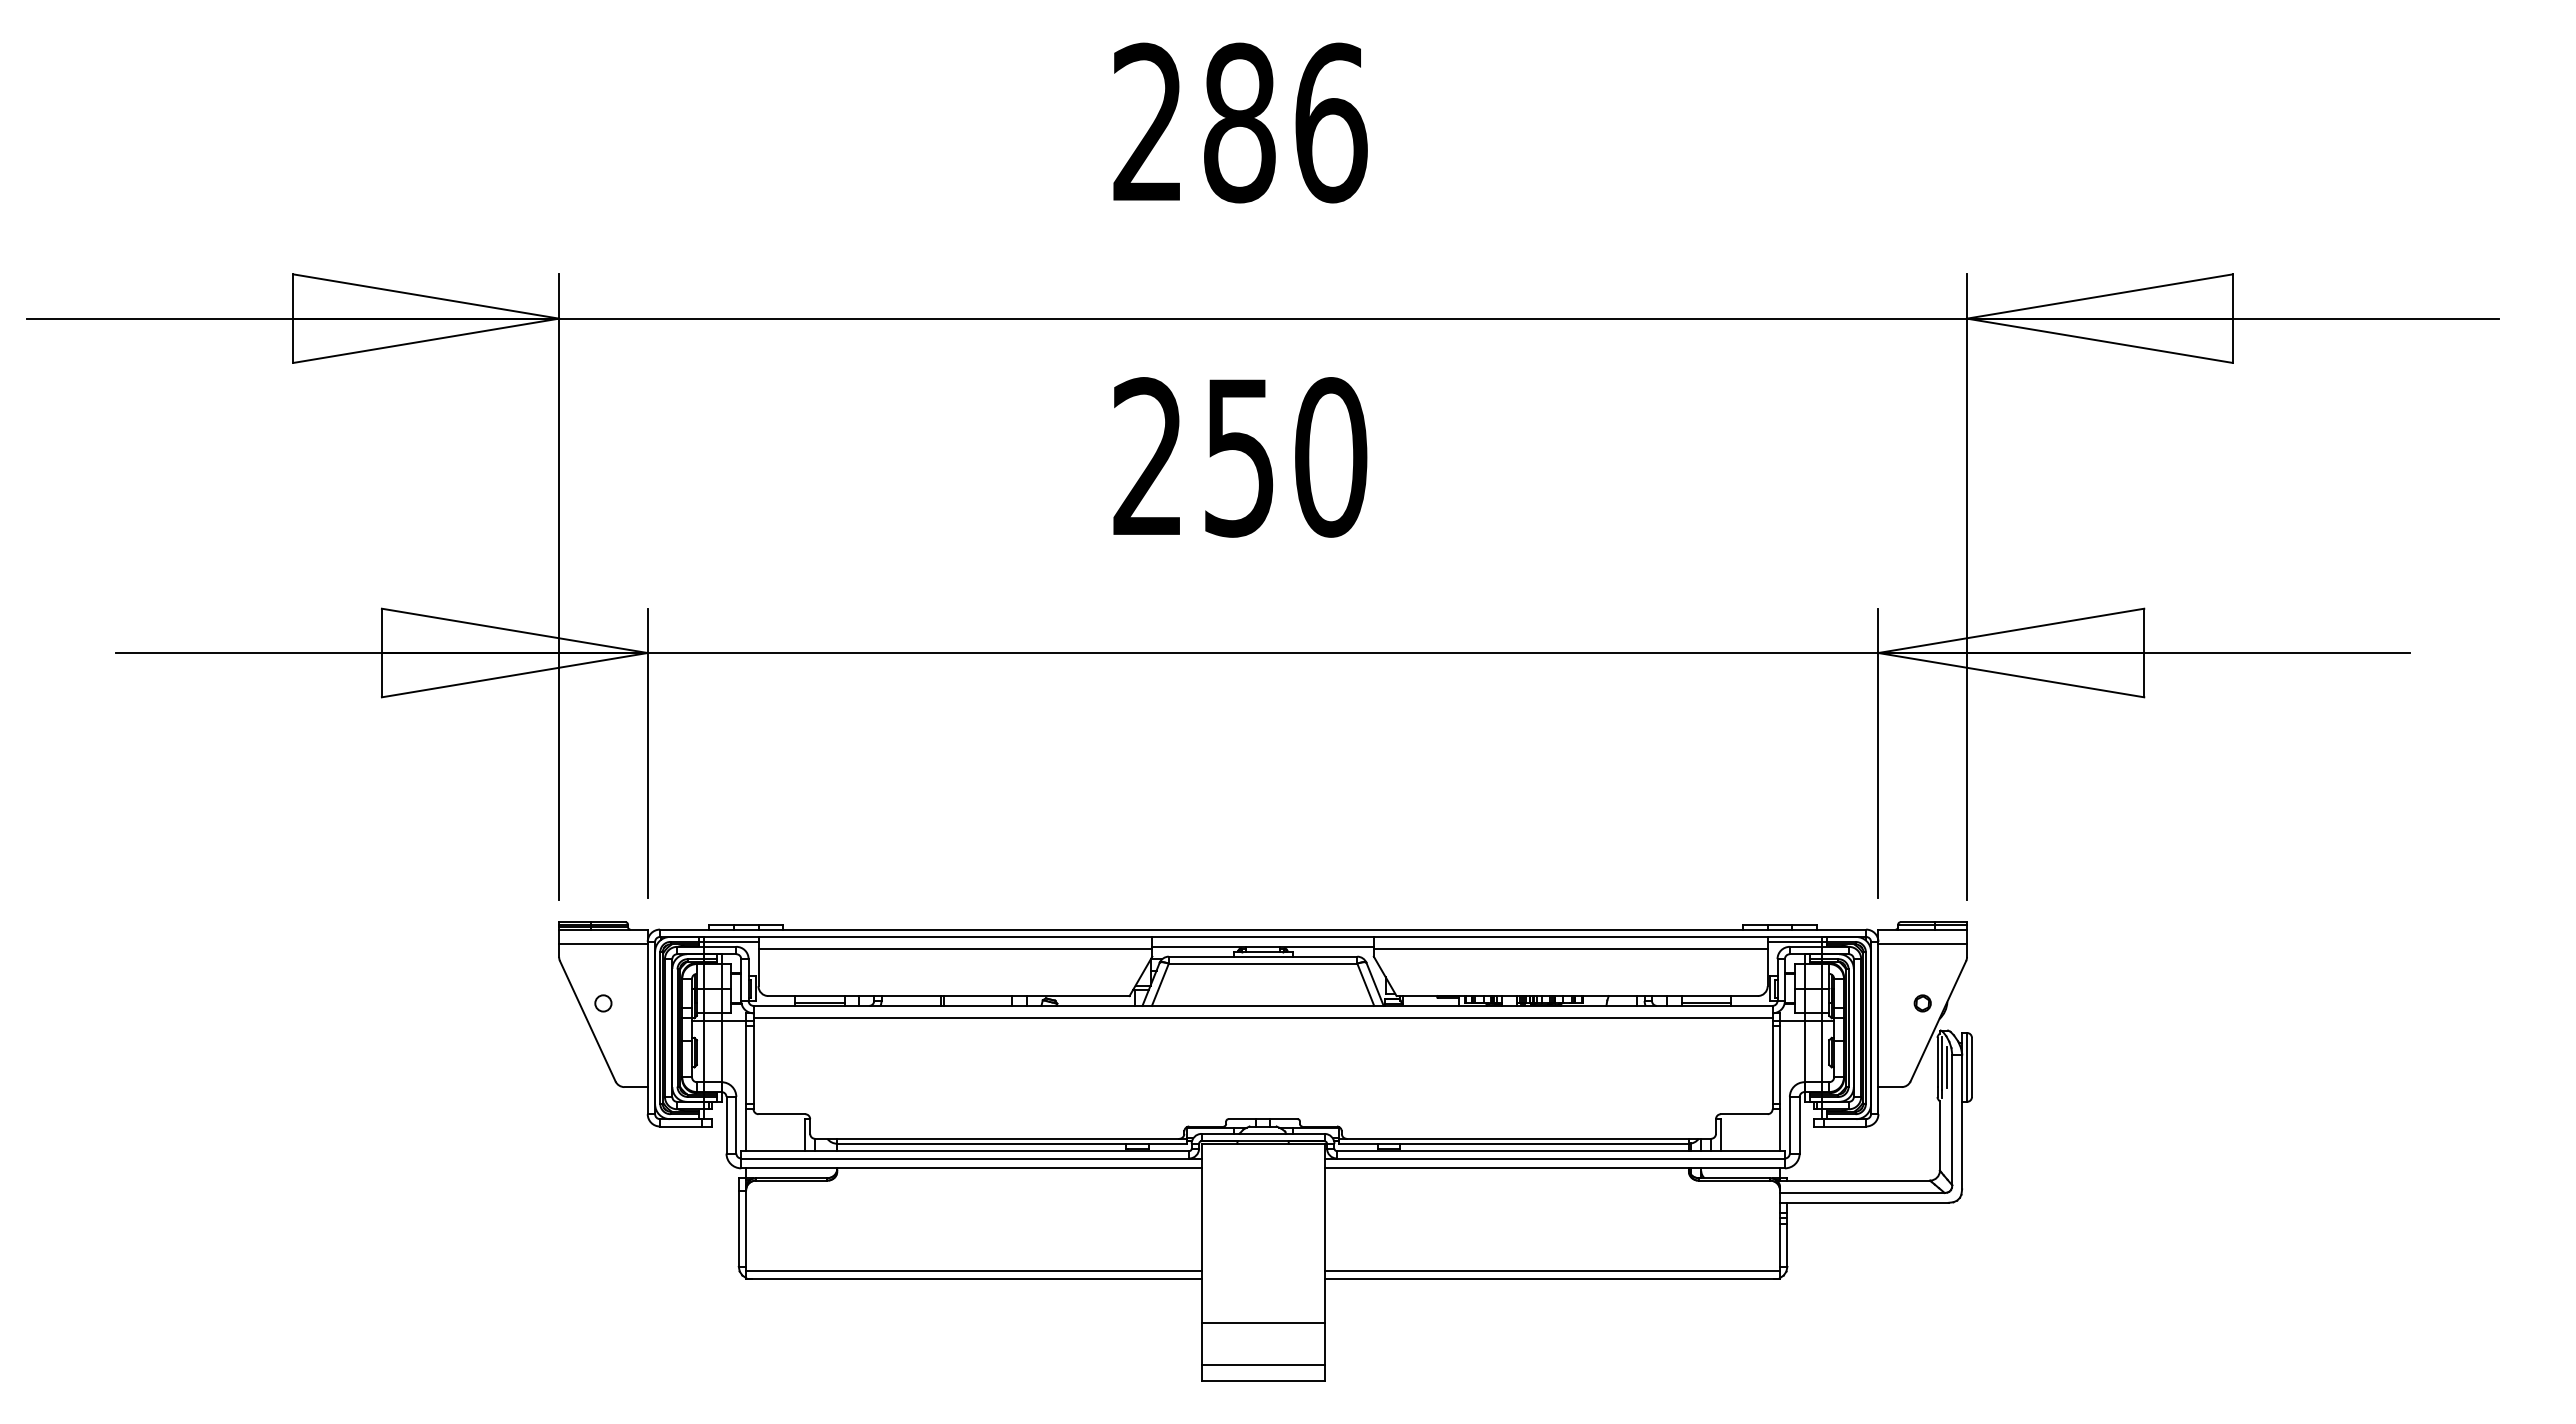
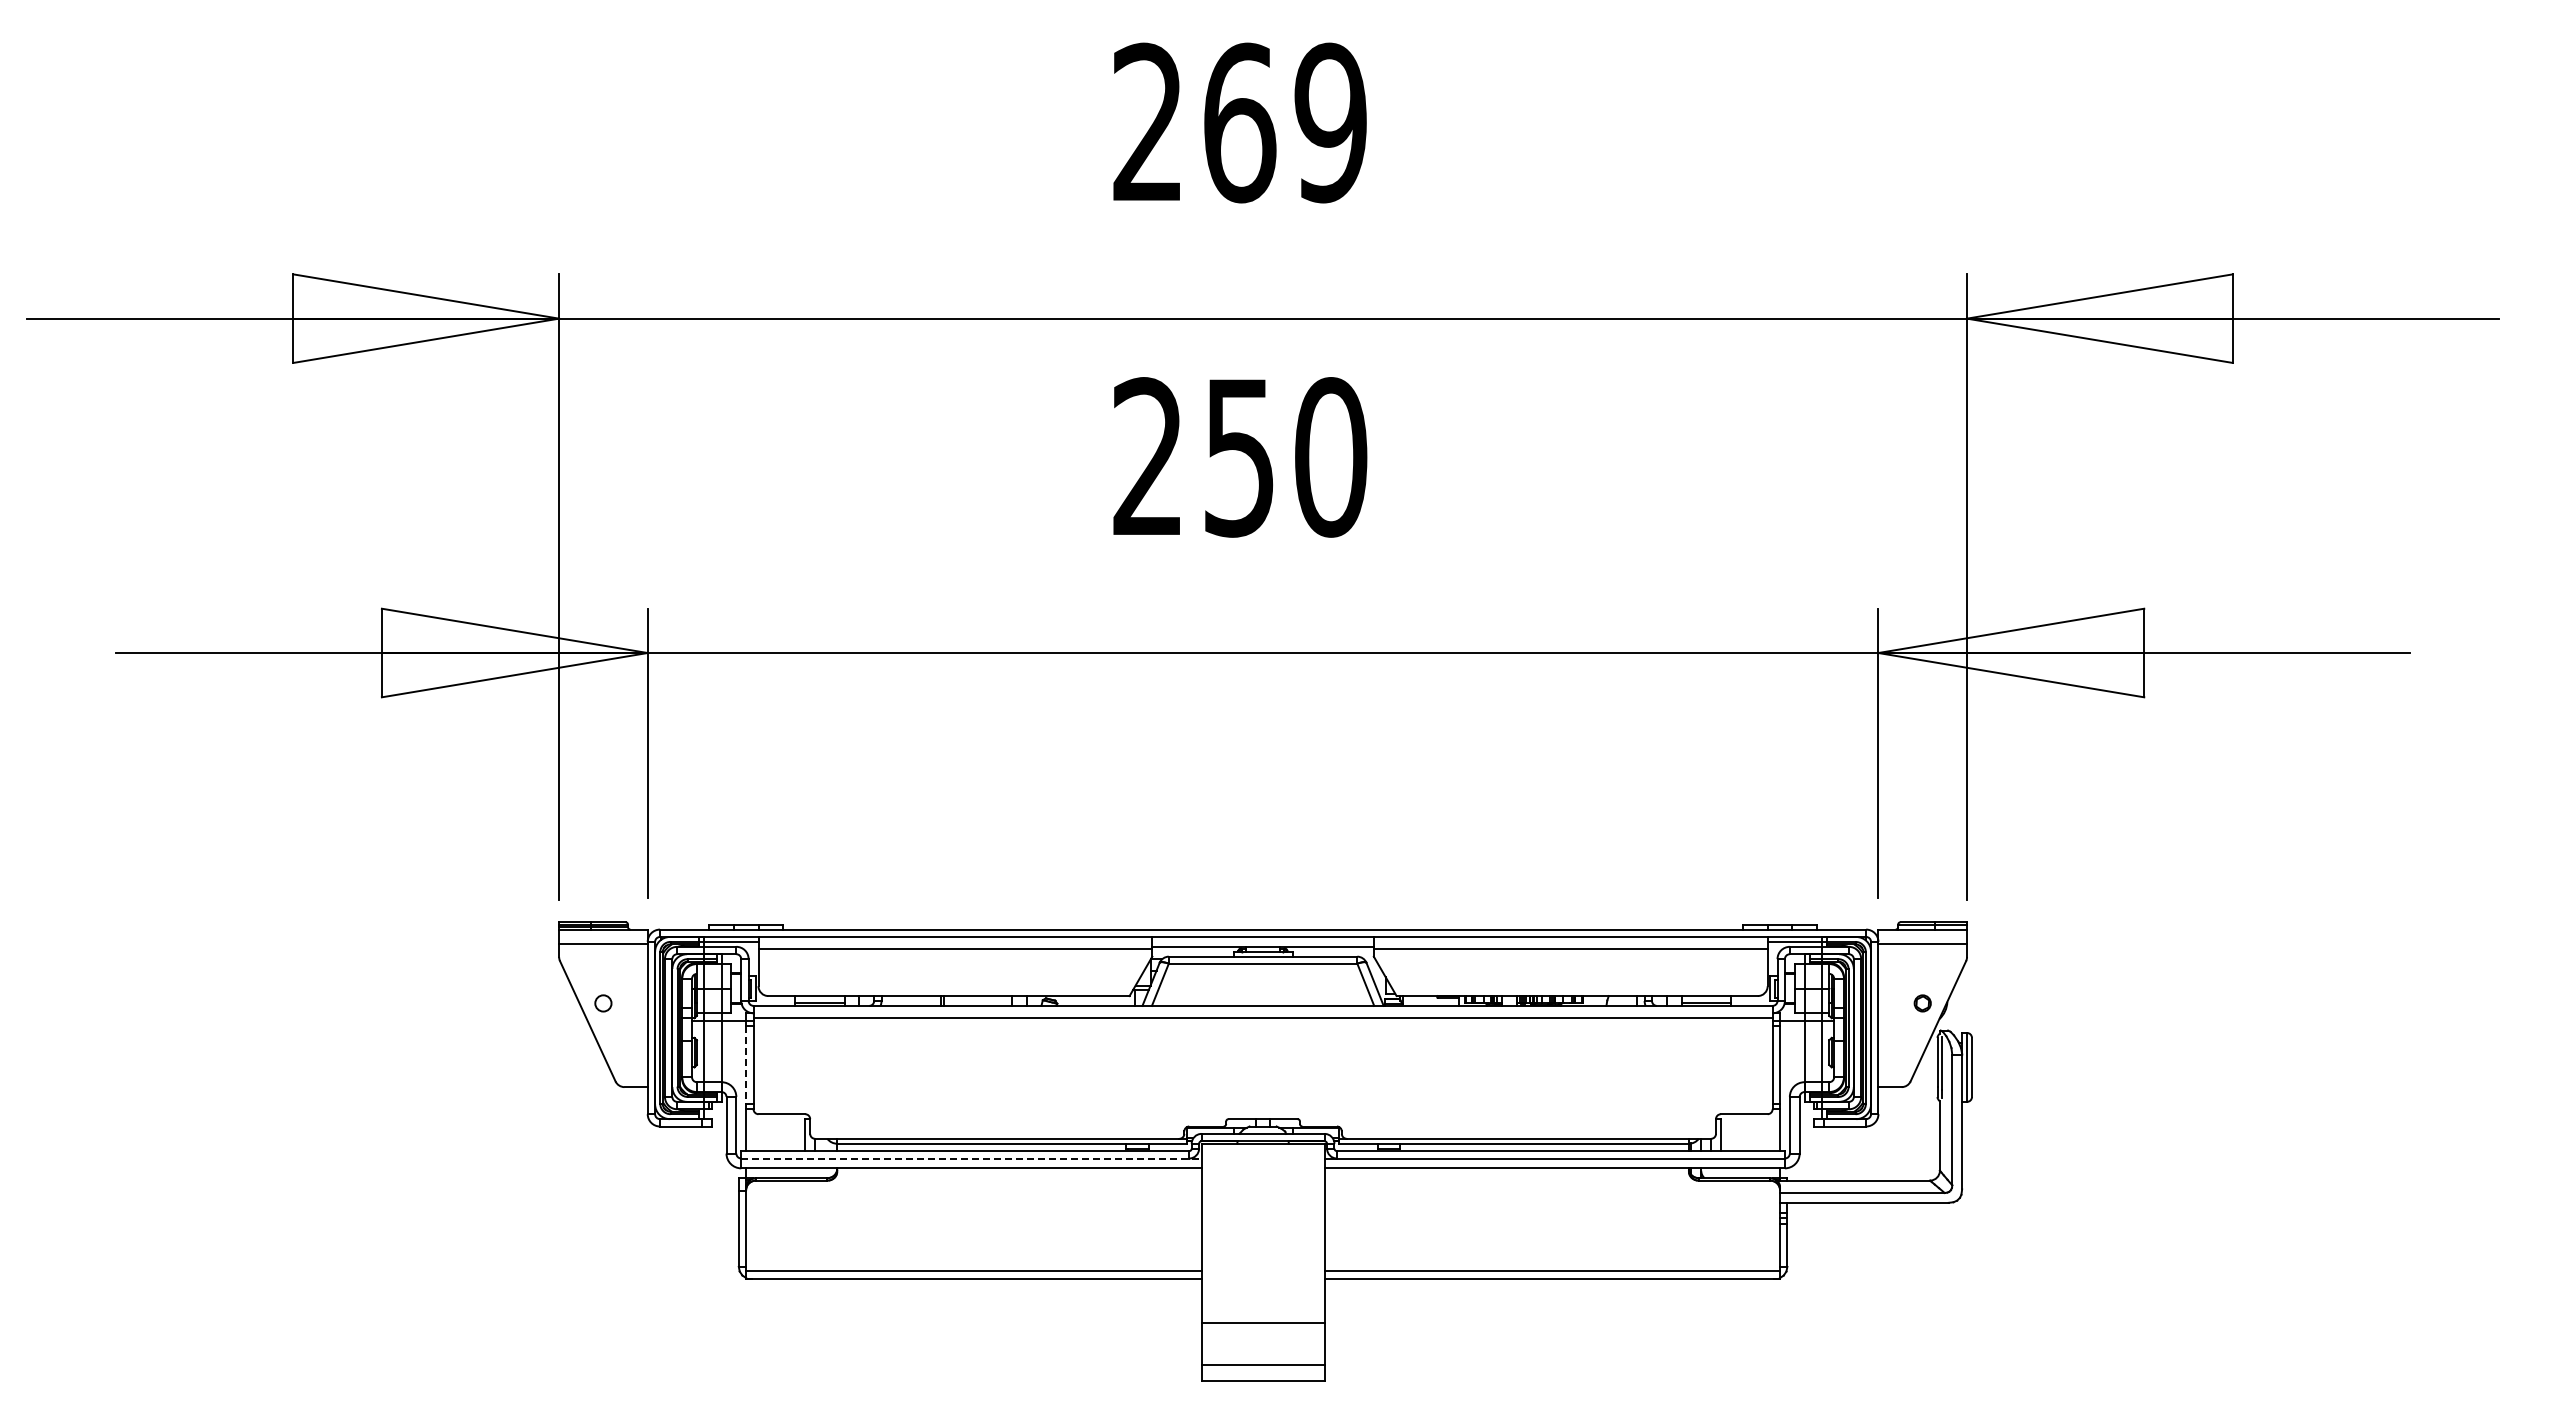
text: 286 -> 269 (1285, 122)
line: solid -> dashed (746, 1065)
line: present -> none (1947, 1067)
line: solid -> dashed (971, 1158)
